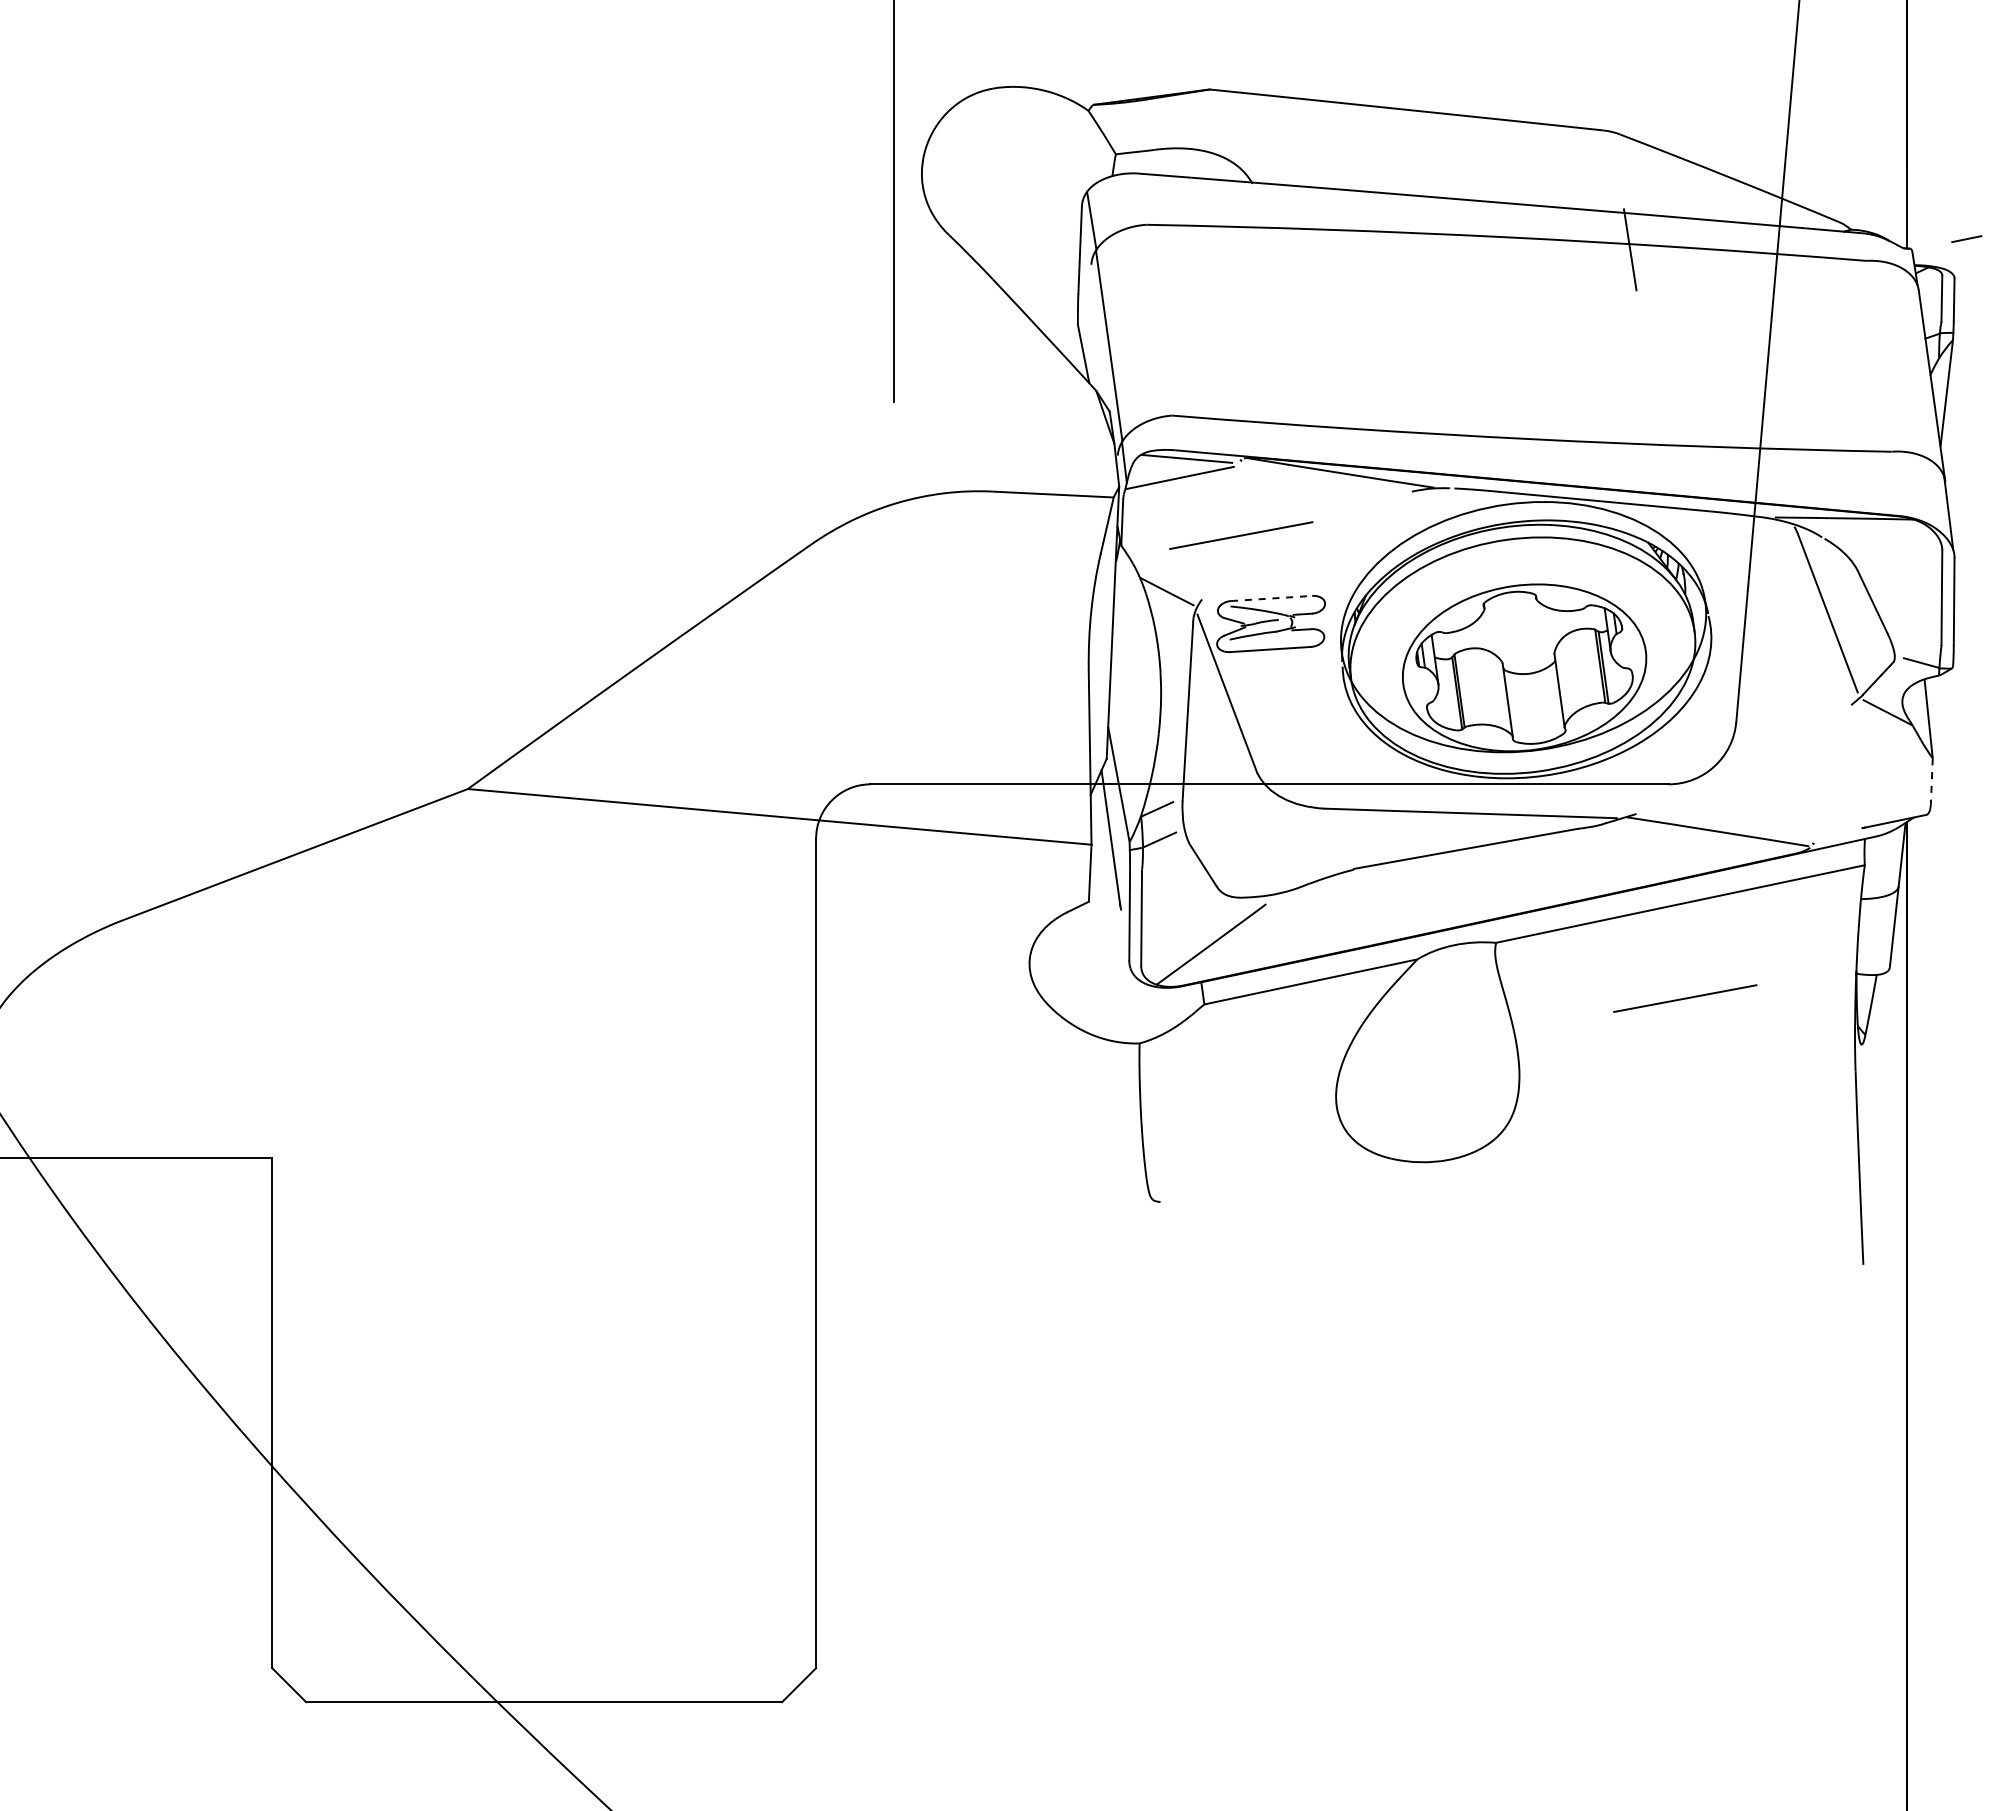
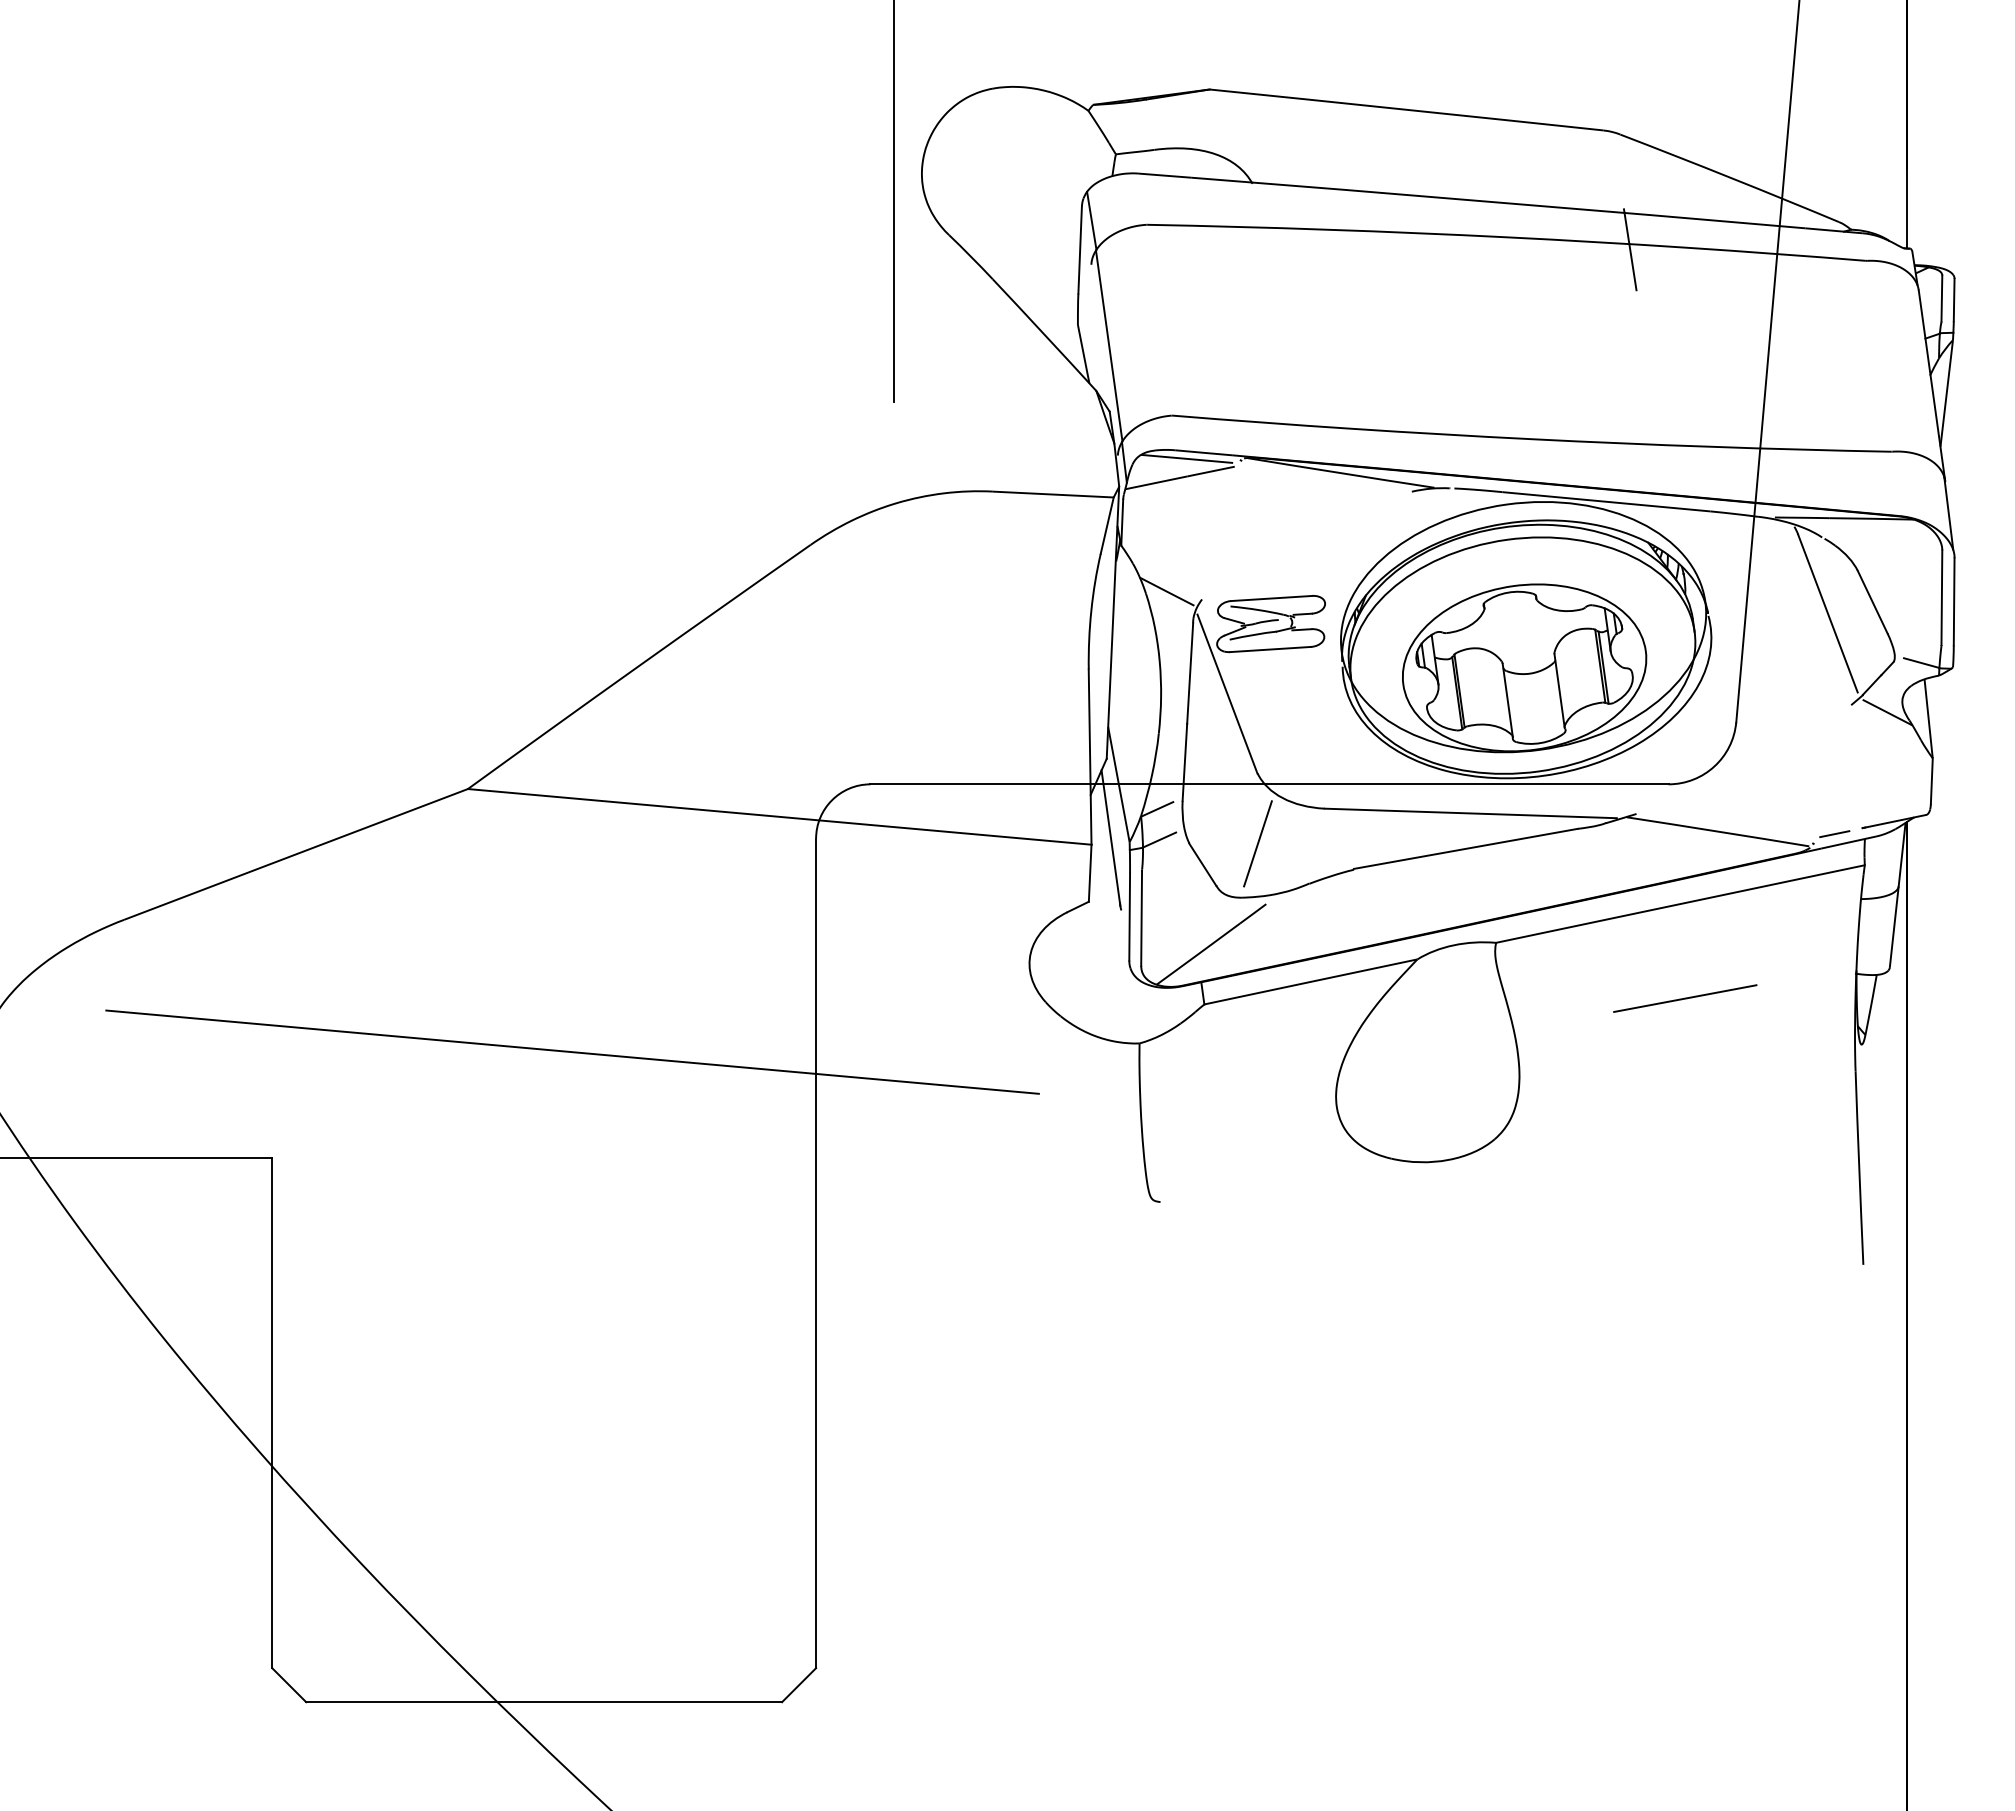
line position: (1966, 238) -> (1834, 833) (1834, 833)
line: present -> none (1241, 535)
line: dashed -> solid (1271, 598)
line: dashed -> solid (1931, 781)
line: none -> present (1257, 843)
line: none -> present (572, 1051)
